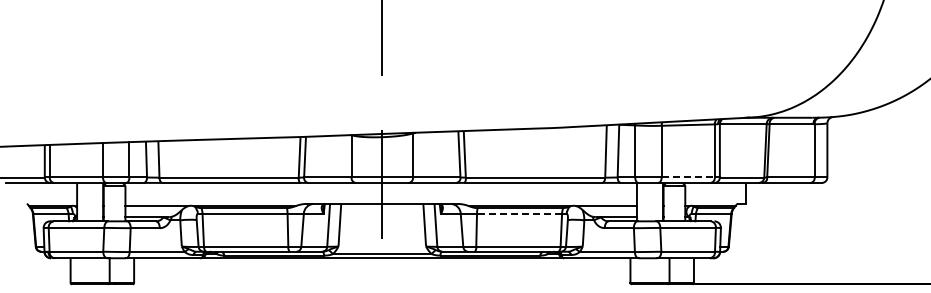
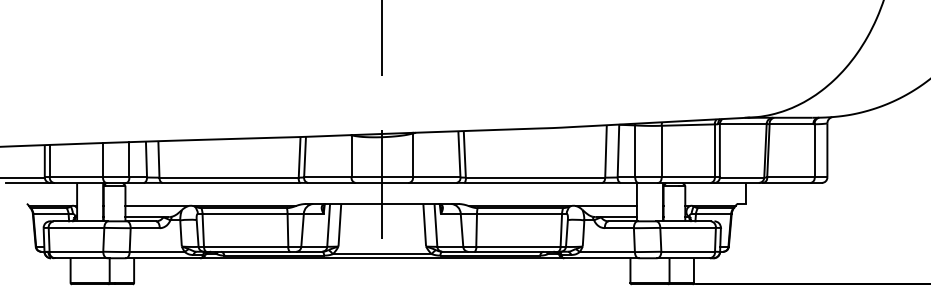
line: dashed -> solid (688, 177)
line: dashed -> solid (519, 213)
